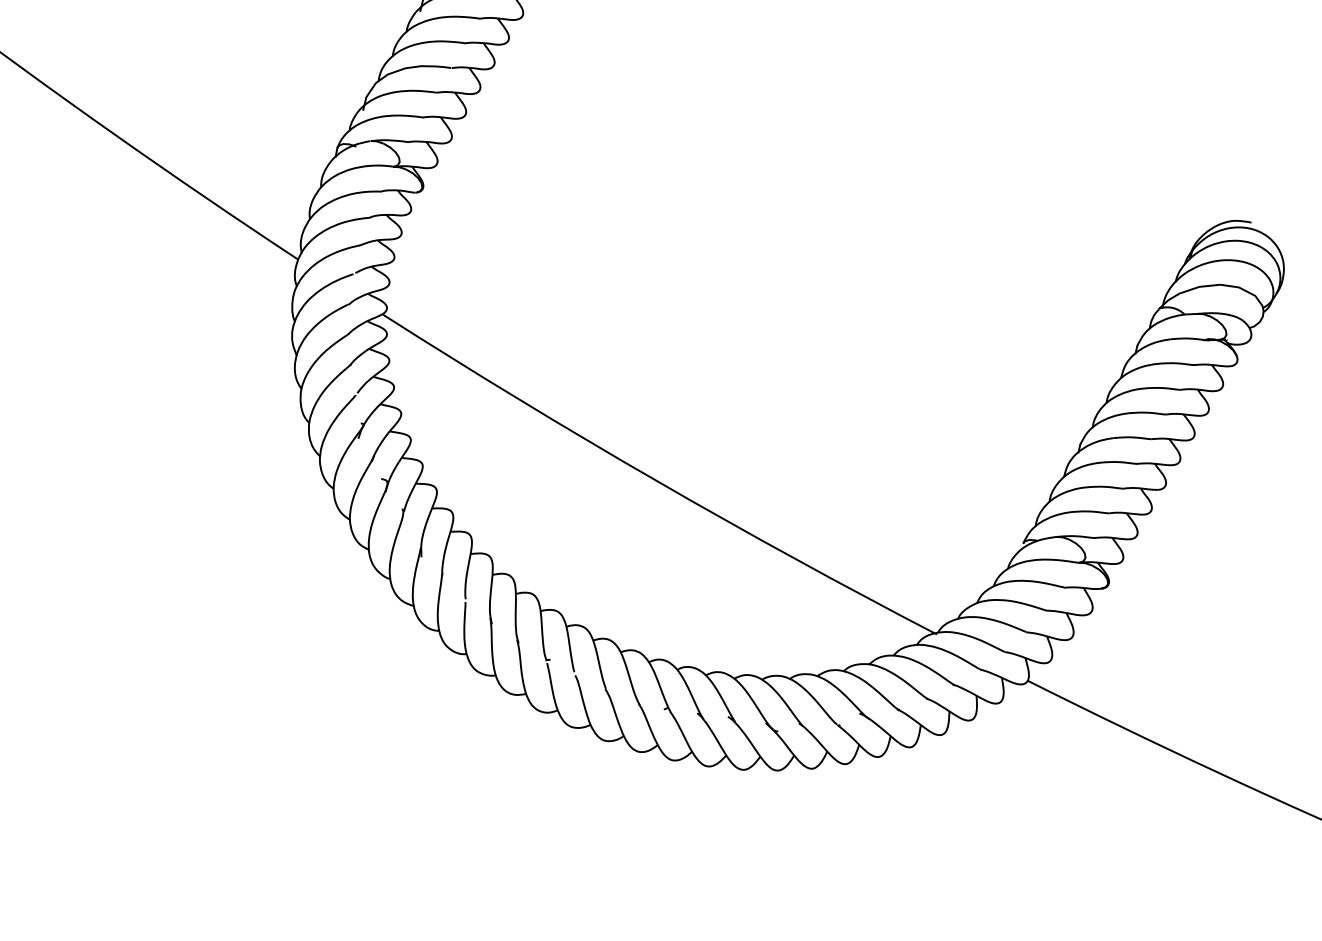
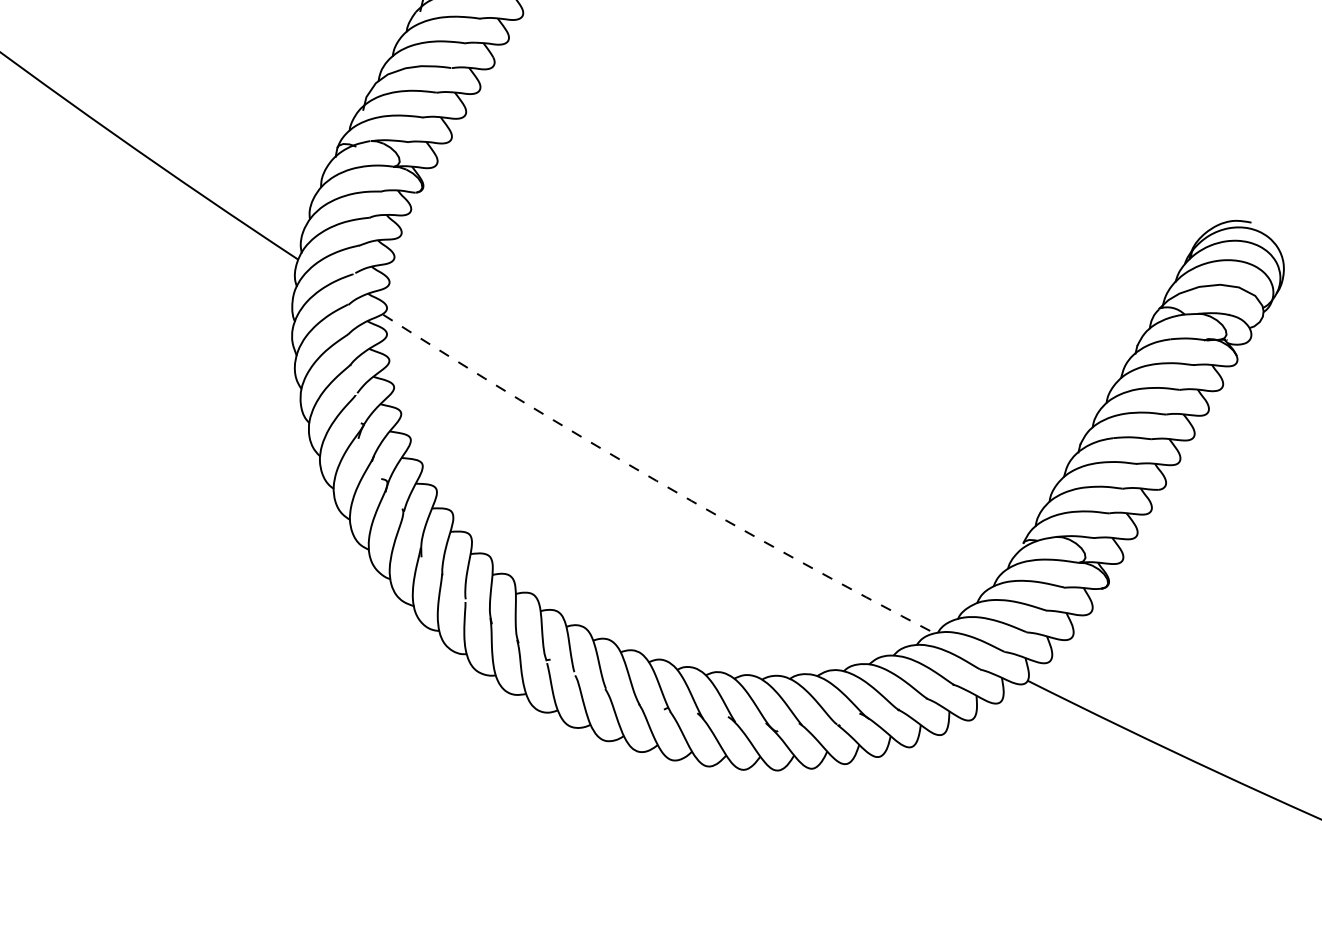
arc: solid -> dashed (656, 480)
